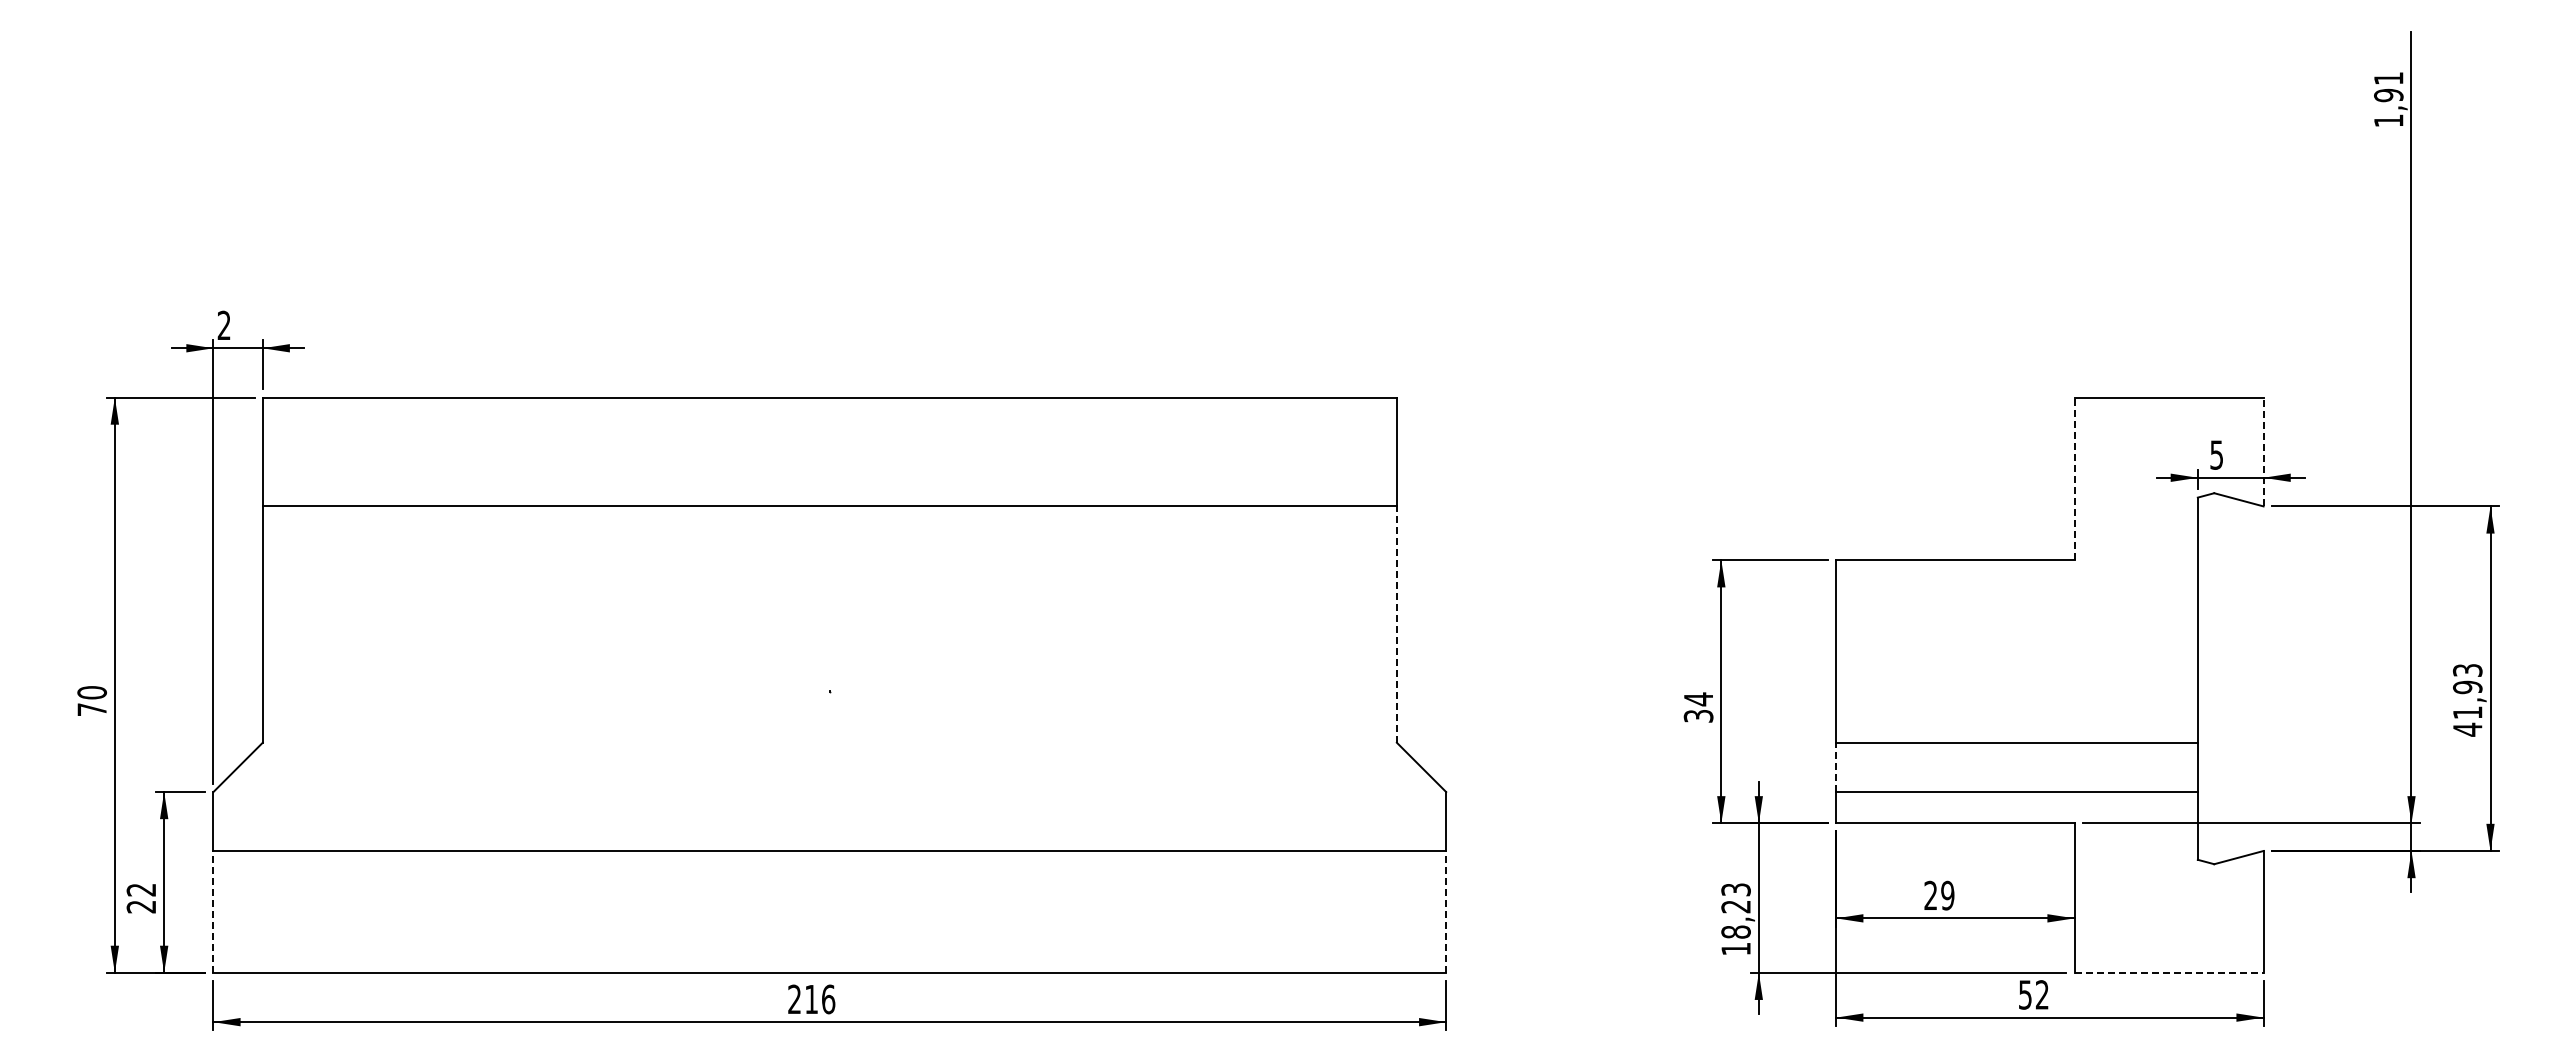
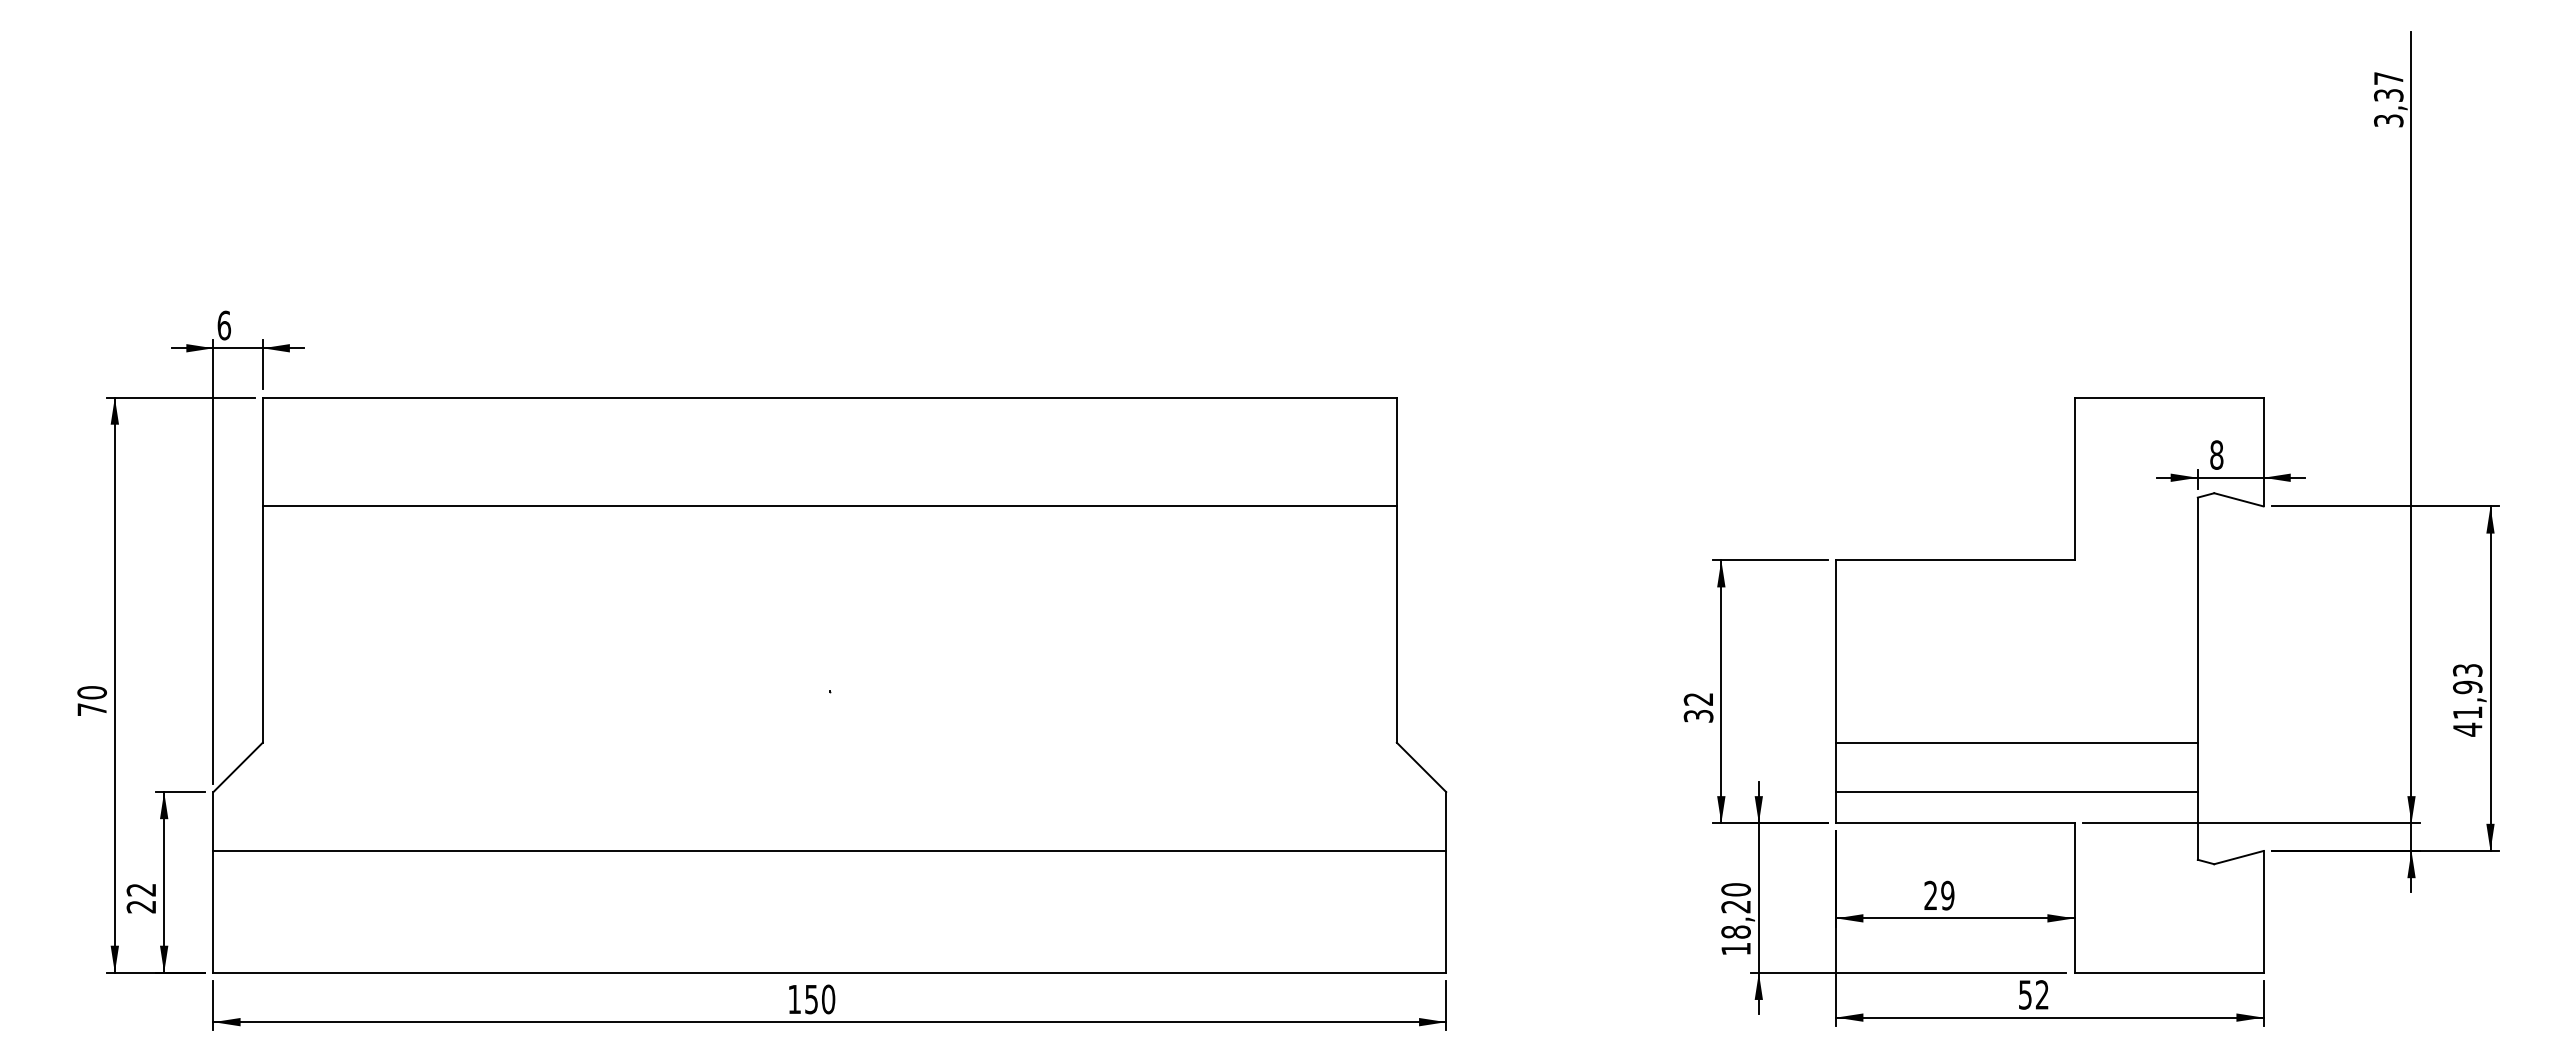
text: 1,91 -> 3,37 (2388, 99)
text: 2 -> 6 (224, 325)
line: dashed -> solid (2263, 451)
text: 5 -> 8 (2216, 454)
line: dashed -> solid (2074, 478)
line: dashed -> solid (1396, 624)
text: 34 -> 32 (1697, 699)
line: dashed -> solid (1836, 767)
text: 18,23 -> 18,20 (1735, 889)
line: dashed -> solid (213, 911)
line: dashed -> solid (1446, 911)
line: dashed -> solid (2169, 972)
text: 216 -> 150 (811, 999)
